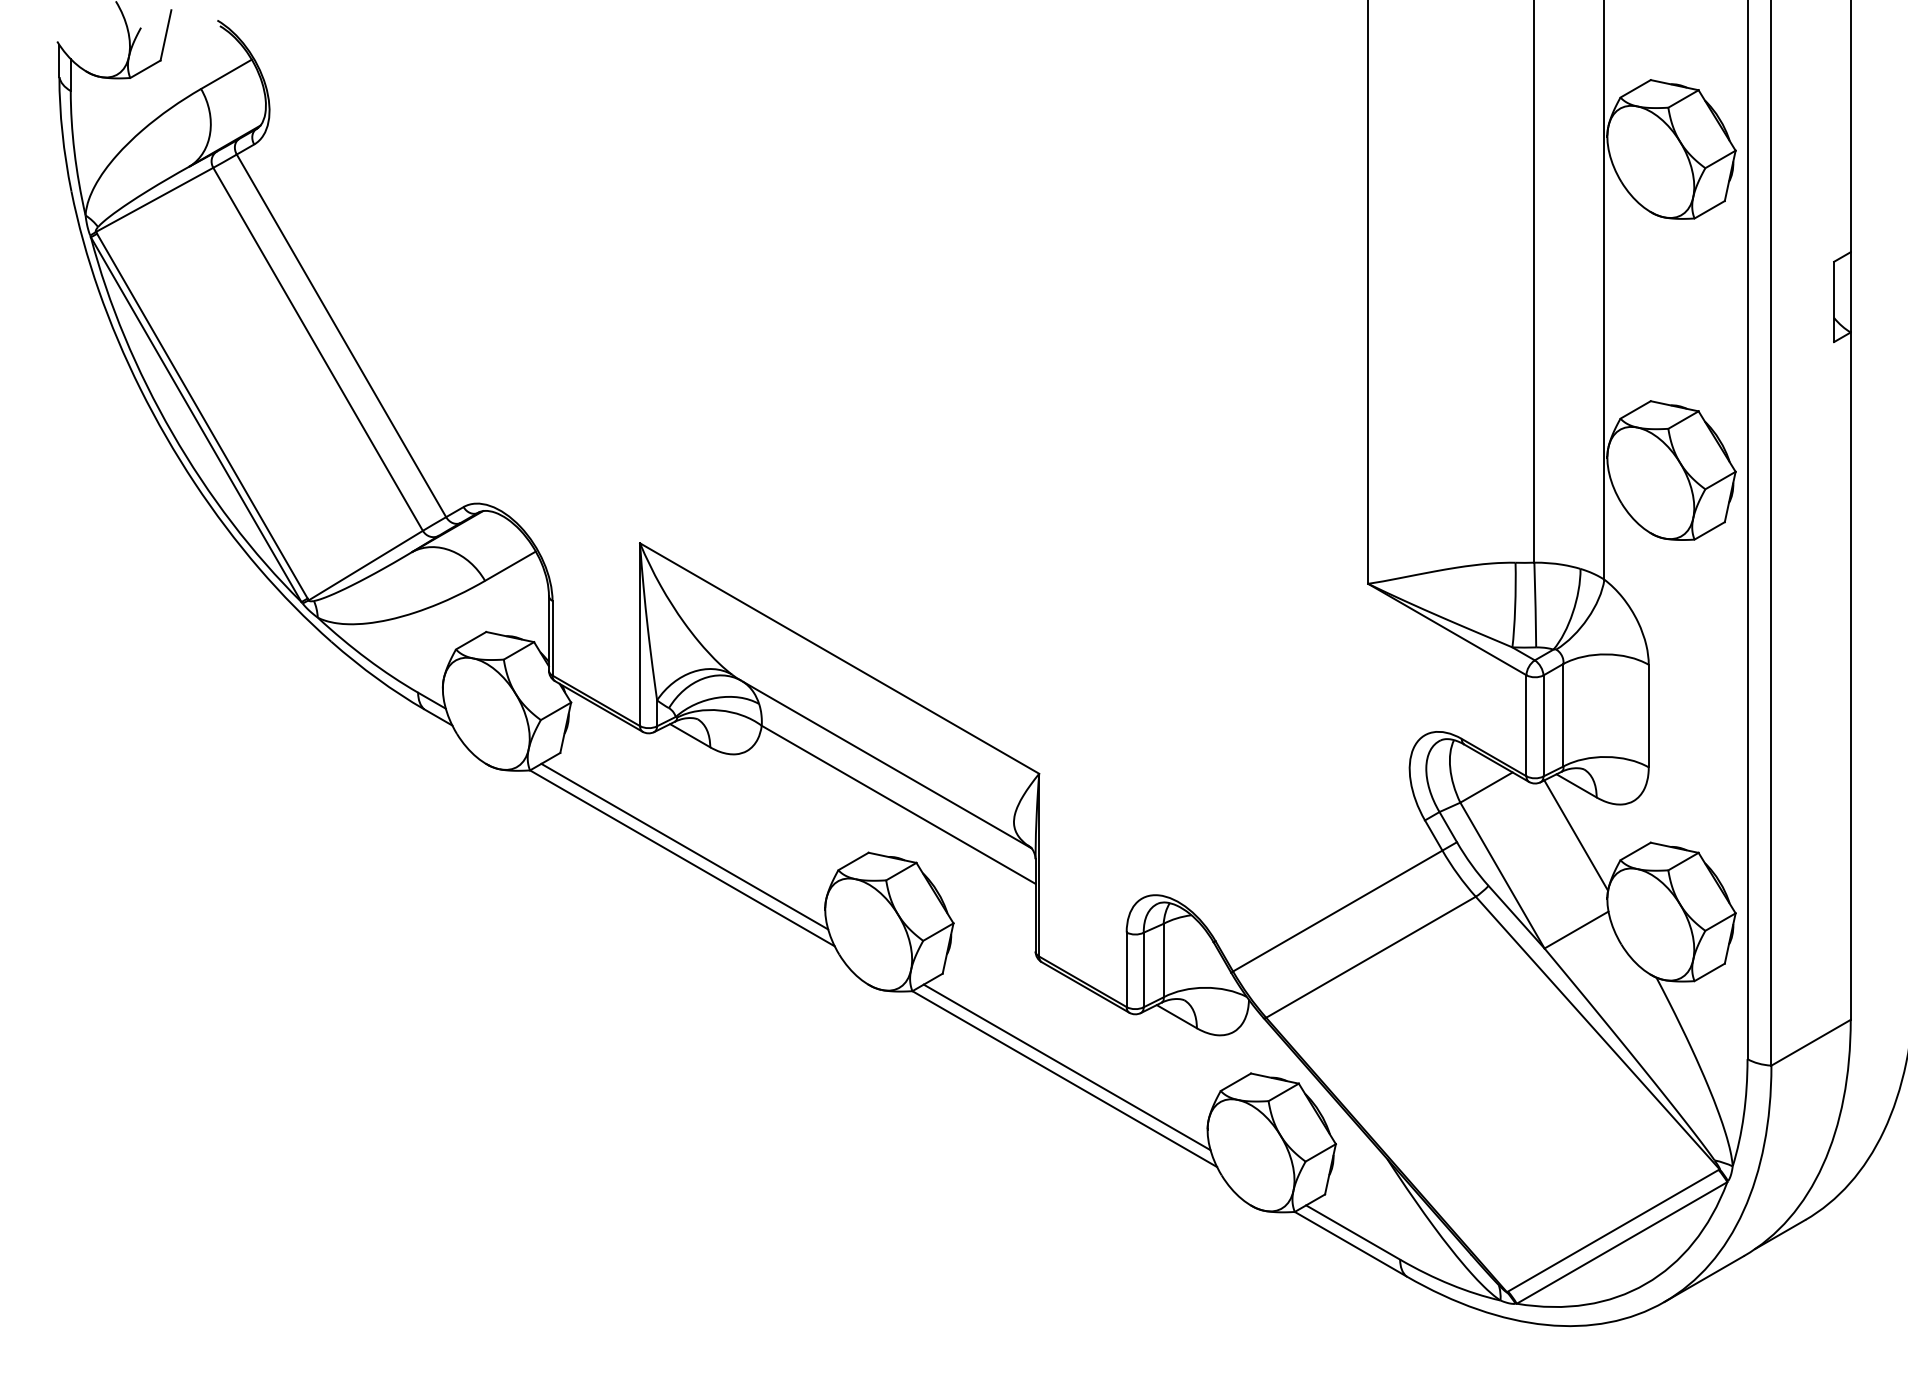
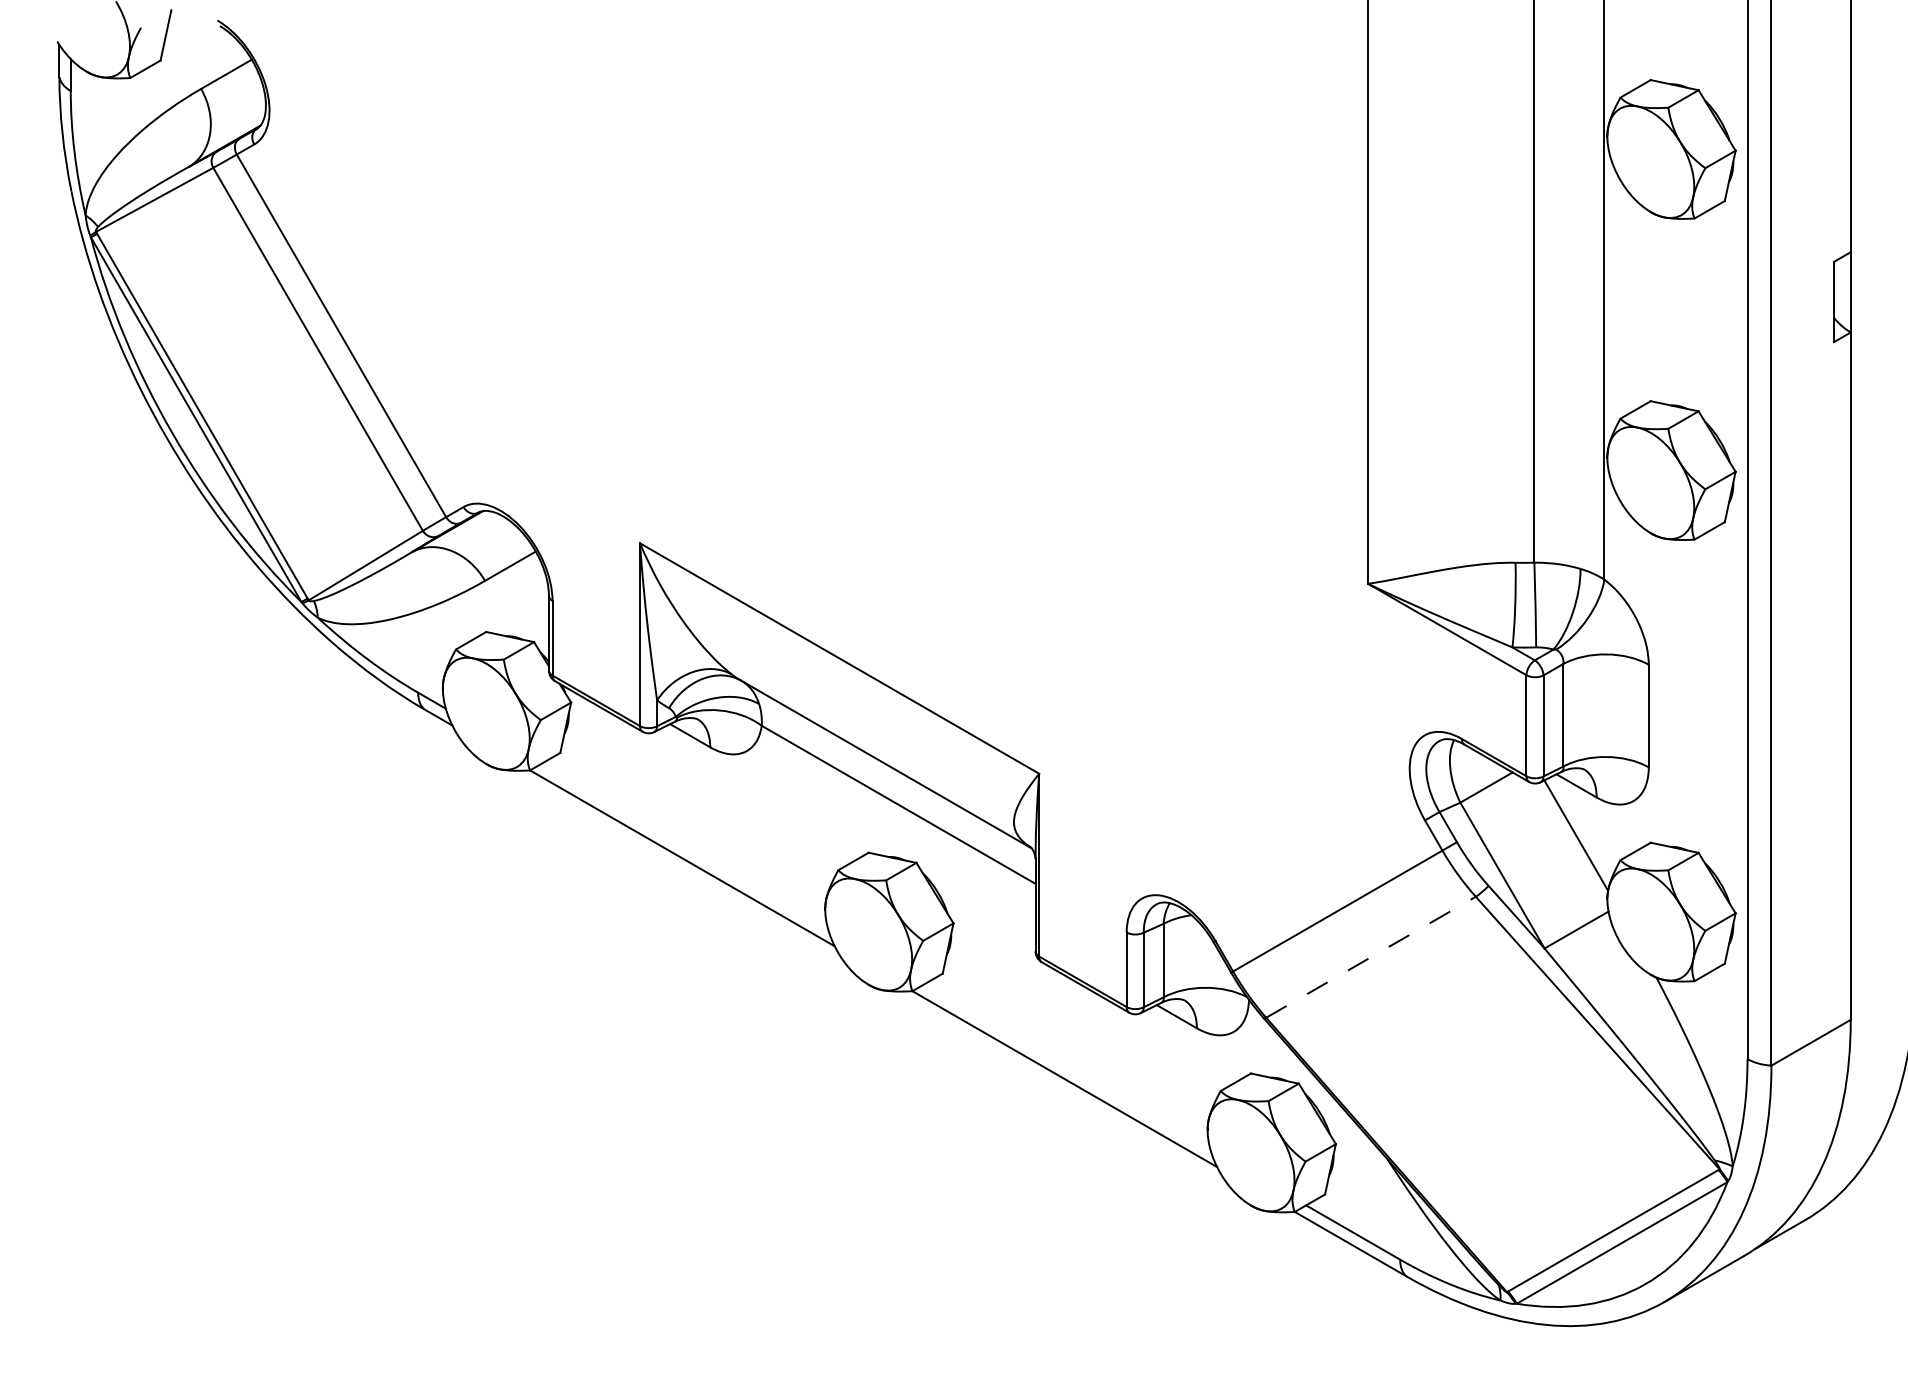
line: present -> none (684, 846)
line: solid -> dashed (1371, 957)
line: present -> none (1066, 1067)
